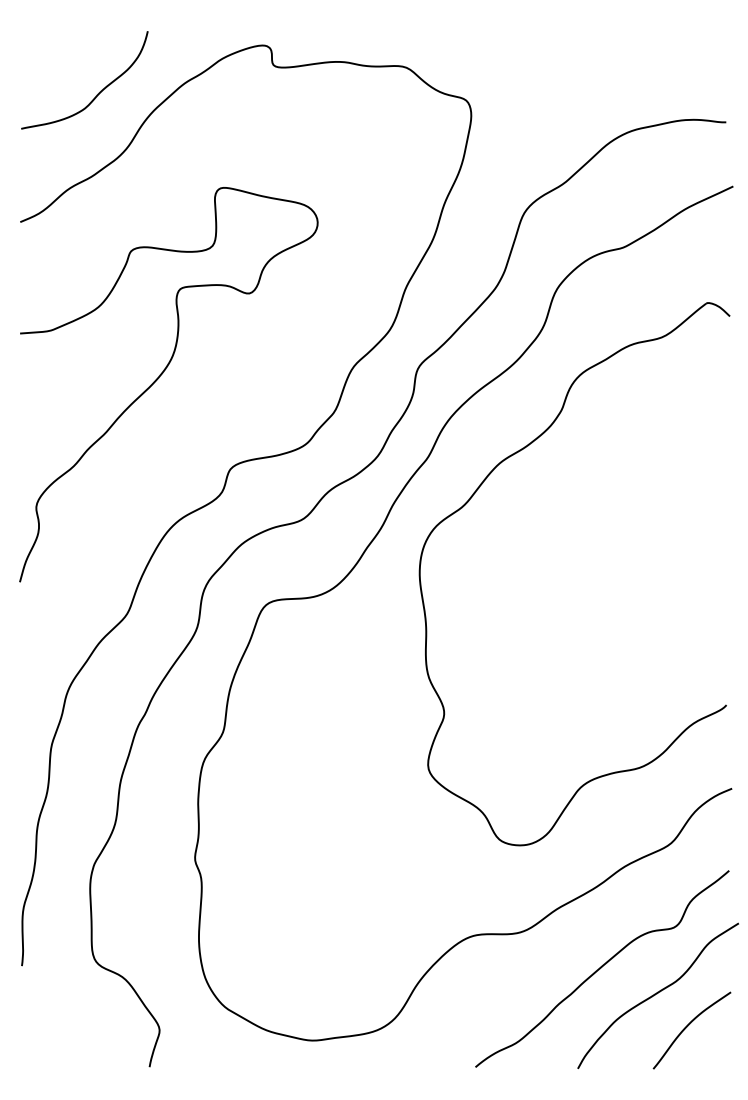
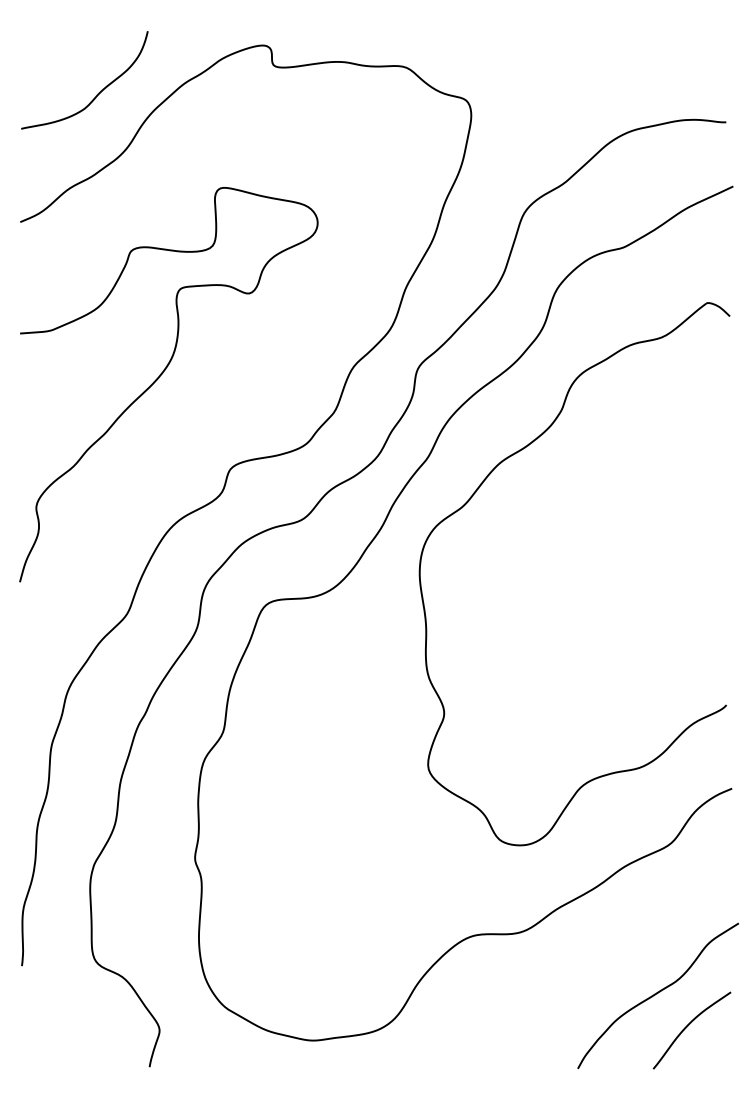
curve: present -> none (602, 967)
